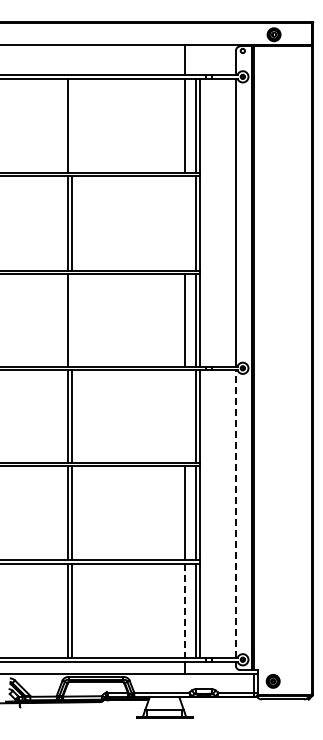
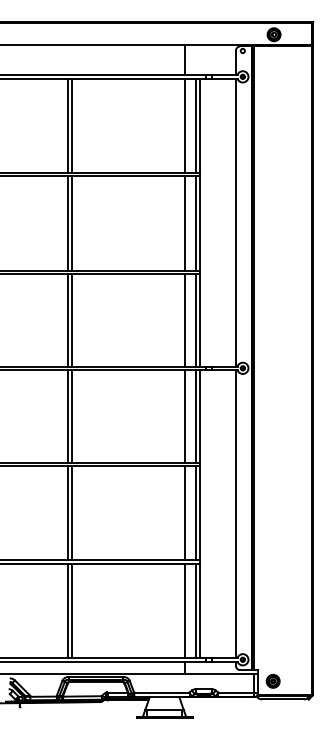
line: none -> present (71, 125)
line: none -> present (185, 223)
line: none -> present (71, 320)
line: none -> present (185, 416)
line: dashed -> solid (235, 514)
line: dashed -> solid (185, 611)
